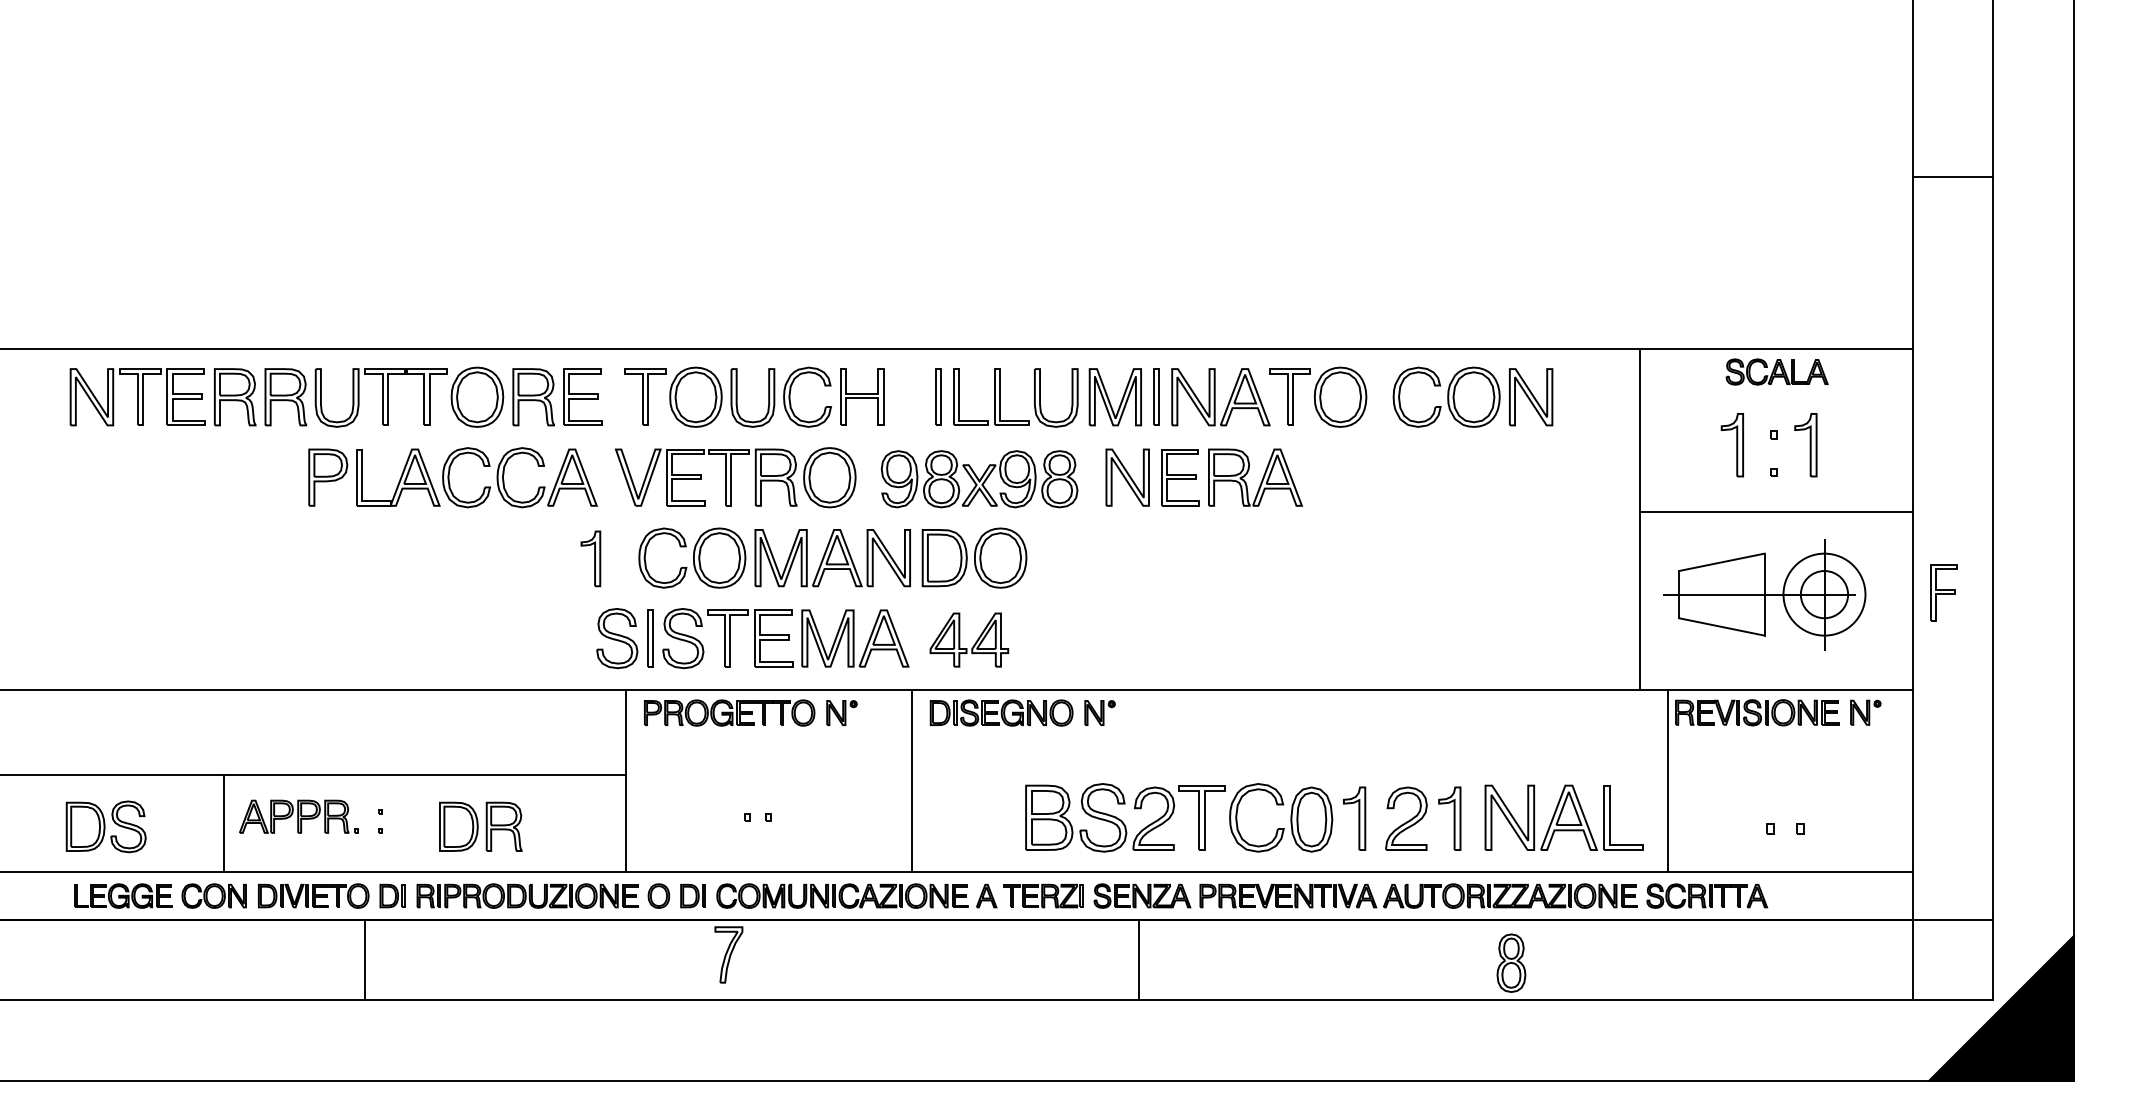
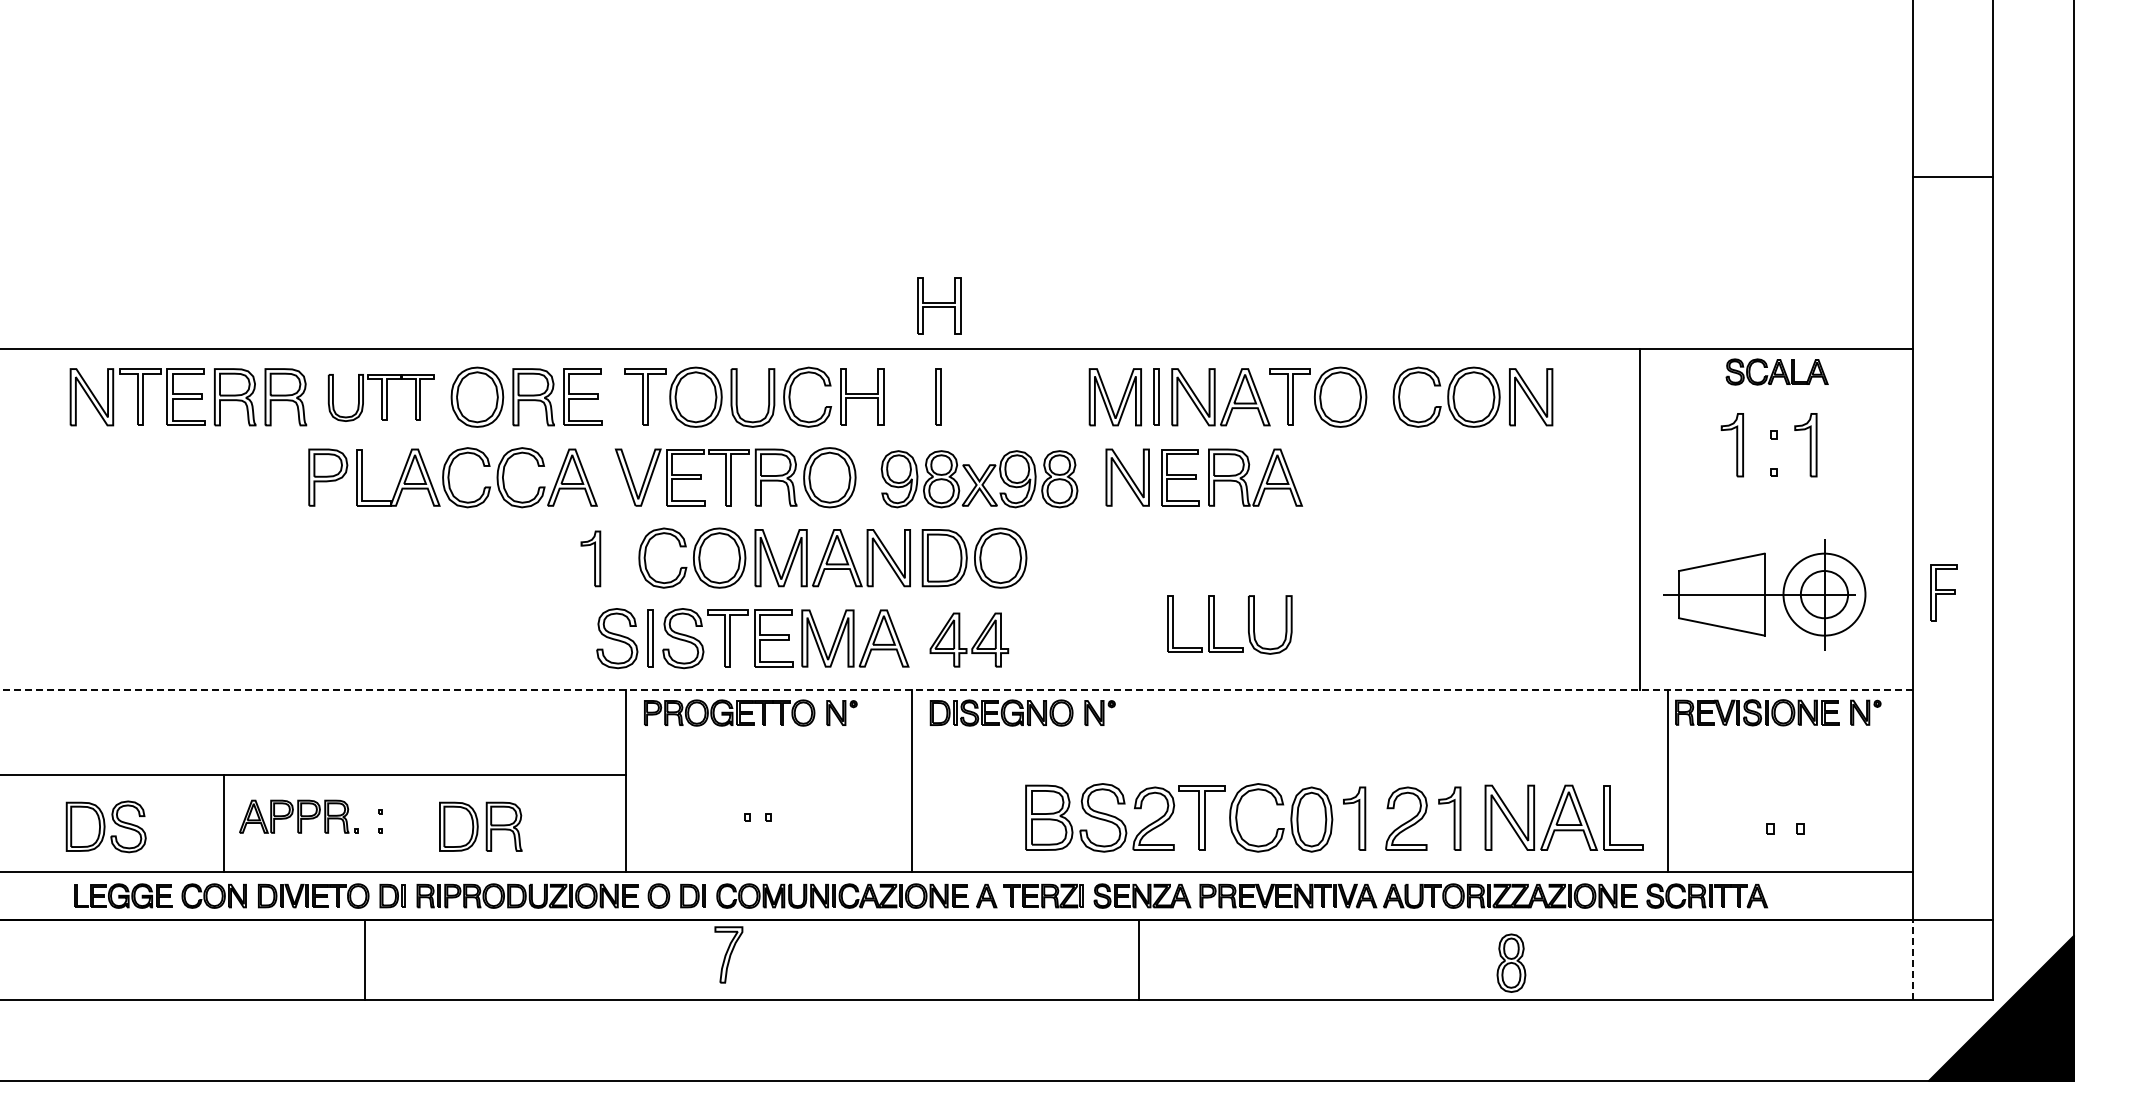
part: none -> present (939, 305)
part size: 134x60 px -> 108x48 px (380, 397)
part position: (1000, 397) -> (1214, 624) (1214, 624)
line: present -> none (1775, 511)
line: solid -> dashed (957, 689)
line: solid -> dashed (1912, 959)
